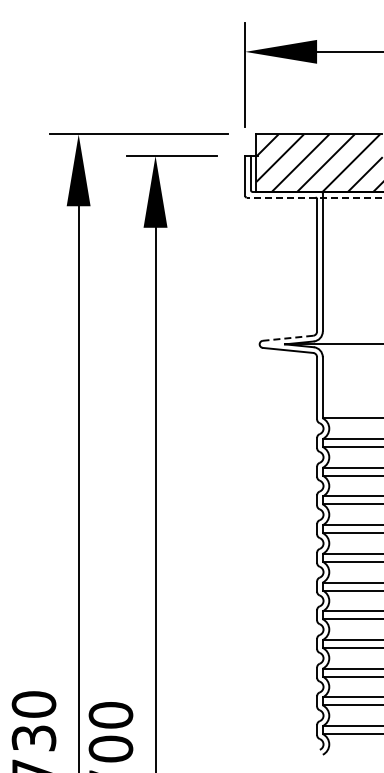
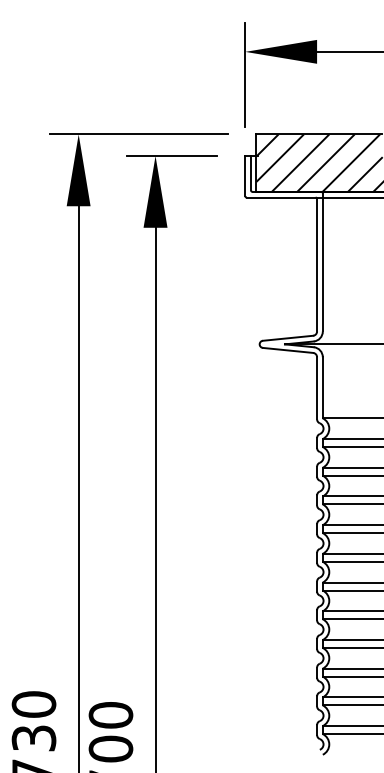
line: dashed -> solid (314, 197)
line: dashed -> solid (287, 338)
